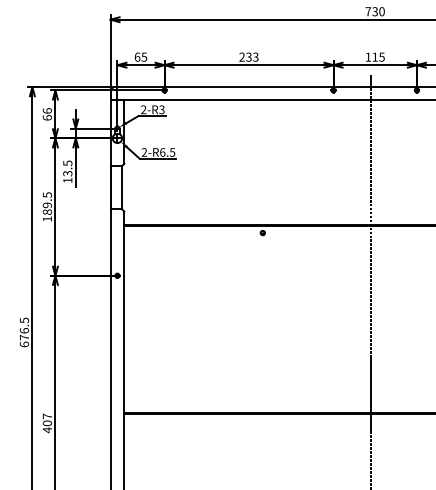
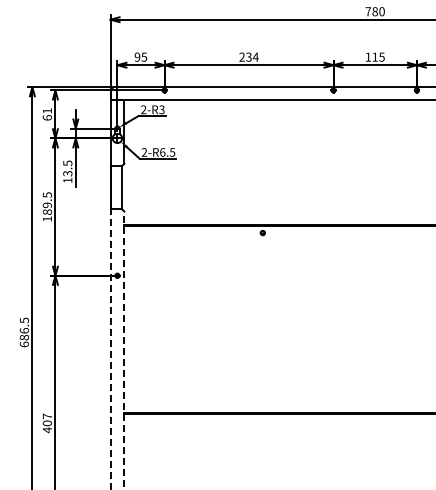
text: 730 -> 780 (374, 11)
text: 65 -> 95 (137, 56)
text: 233 -> 234 (255, 56)
text: 66 -> 61 (47, 110)
line: present -> none (370, 280)
text: 676.5 -> 686.5 (24, 337)
line: solid -> dashed (110, 349)
line: solid -> dashed (124, 350)
